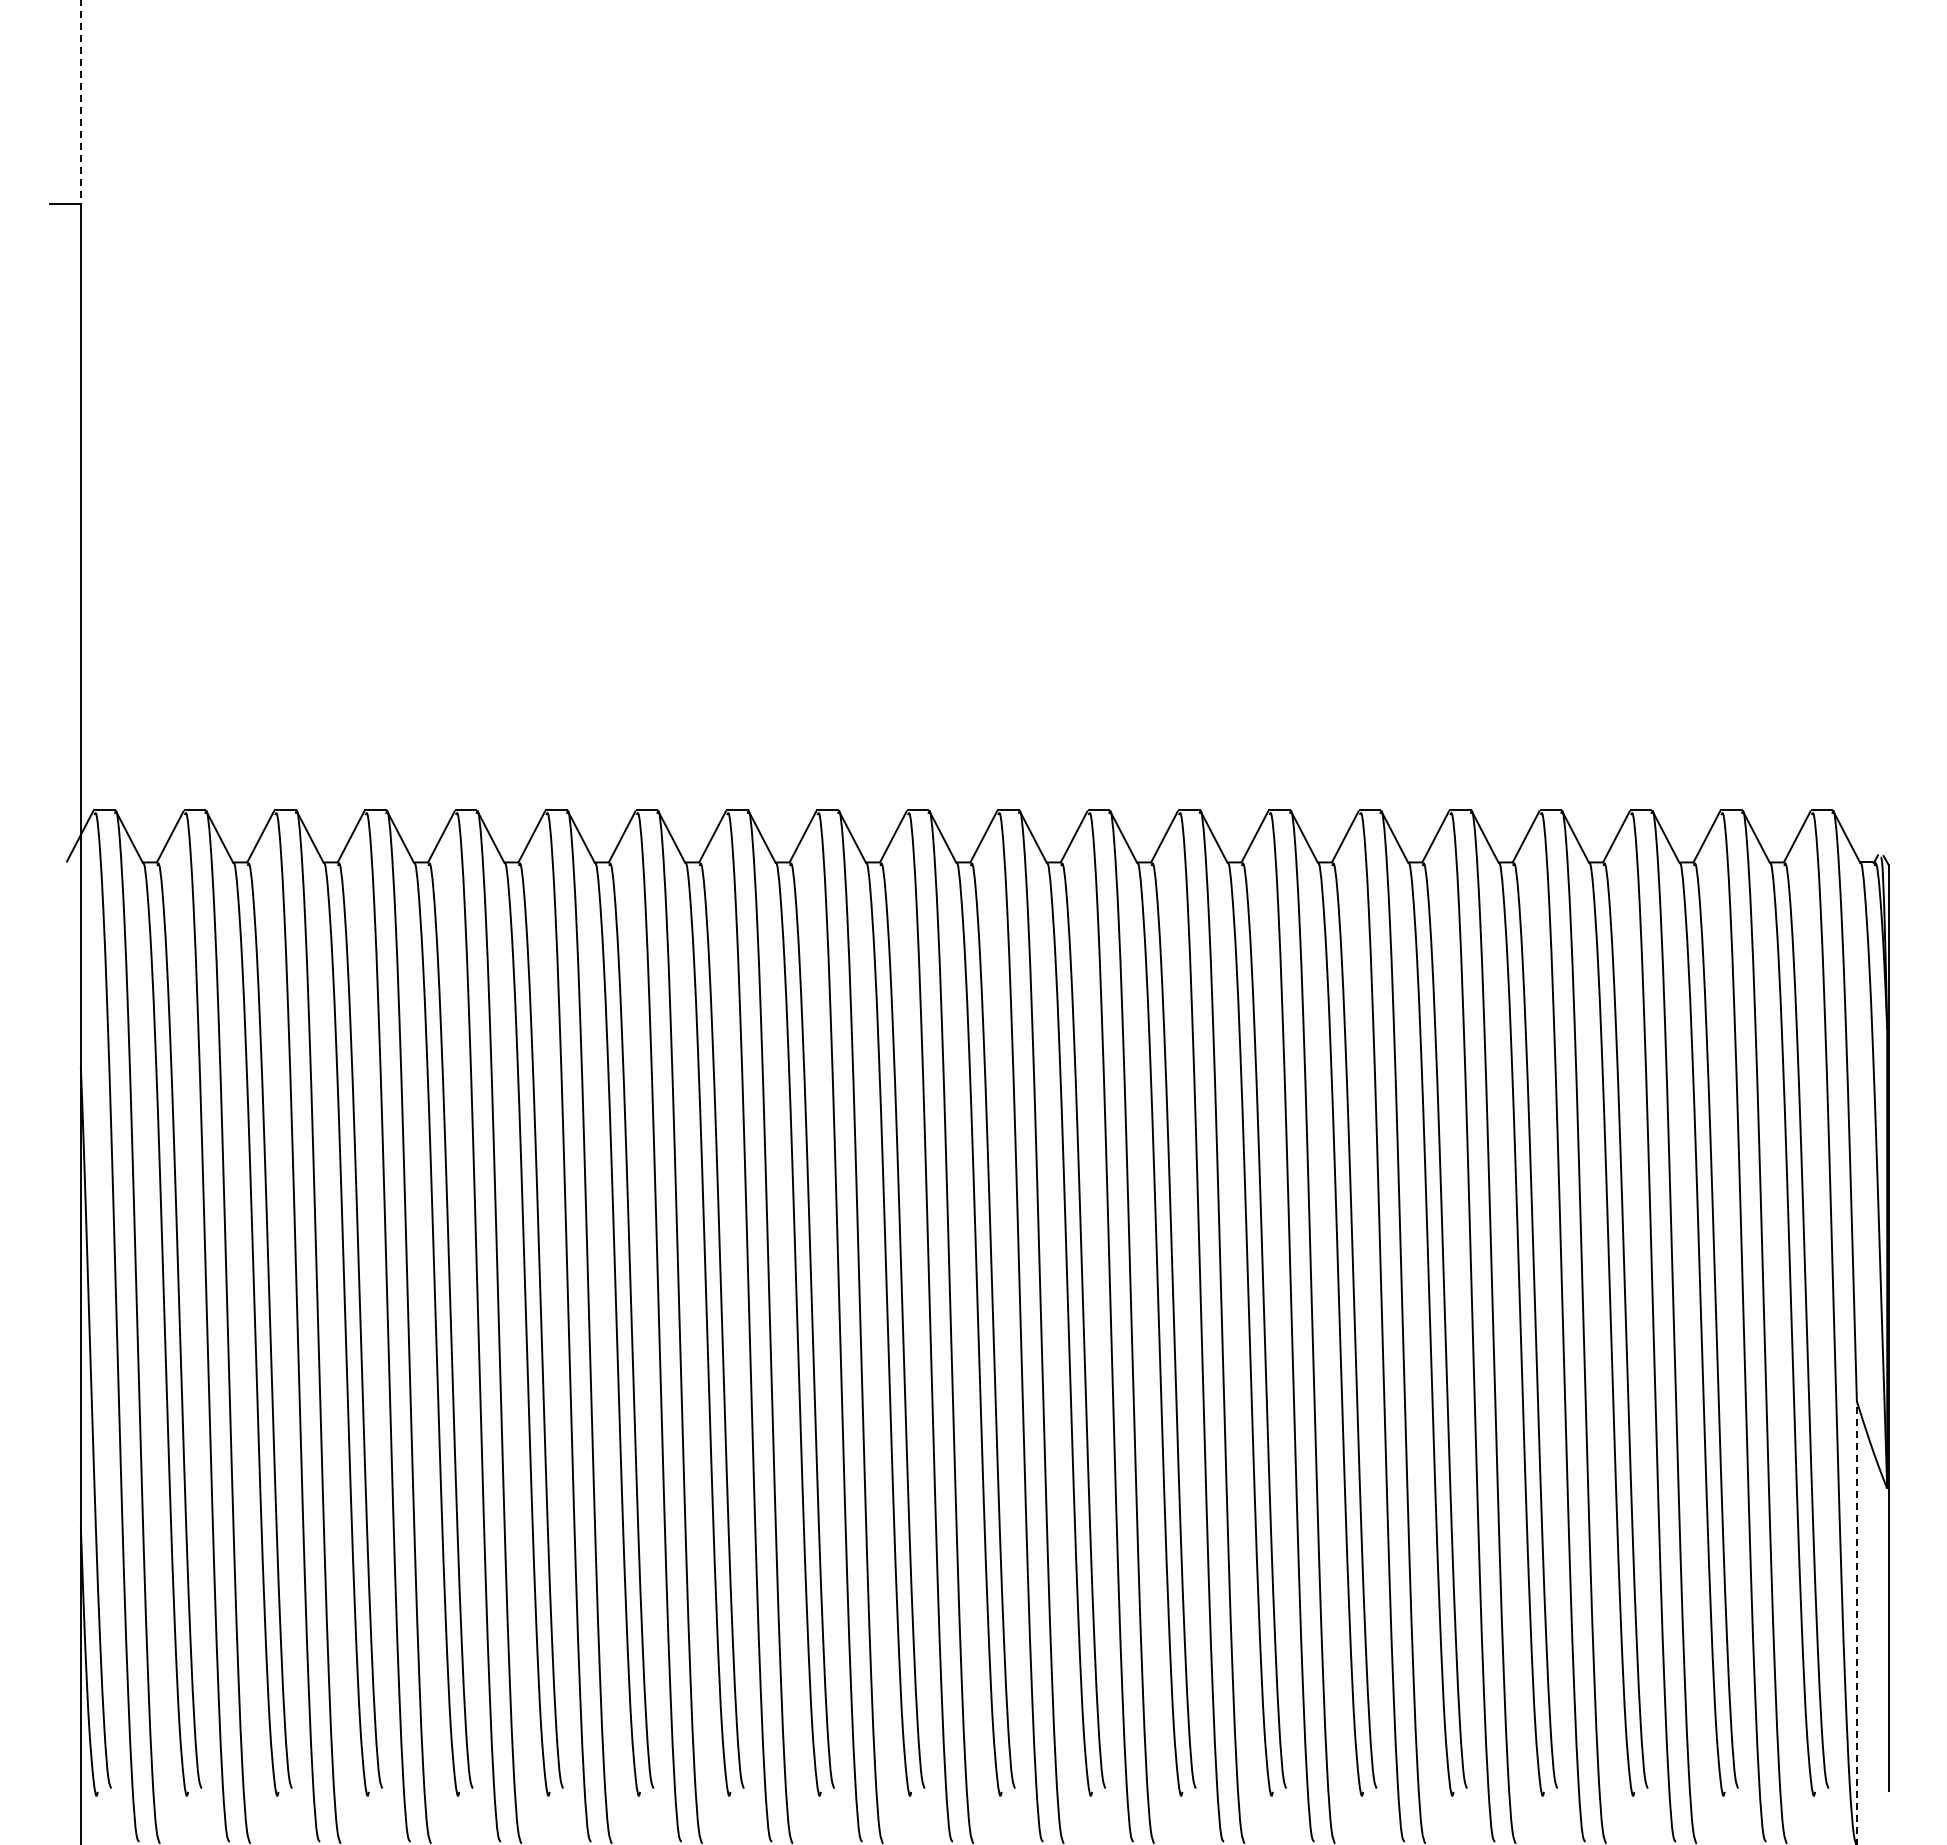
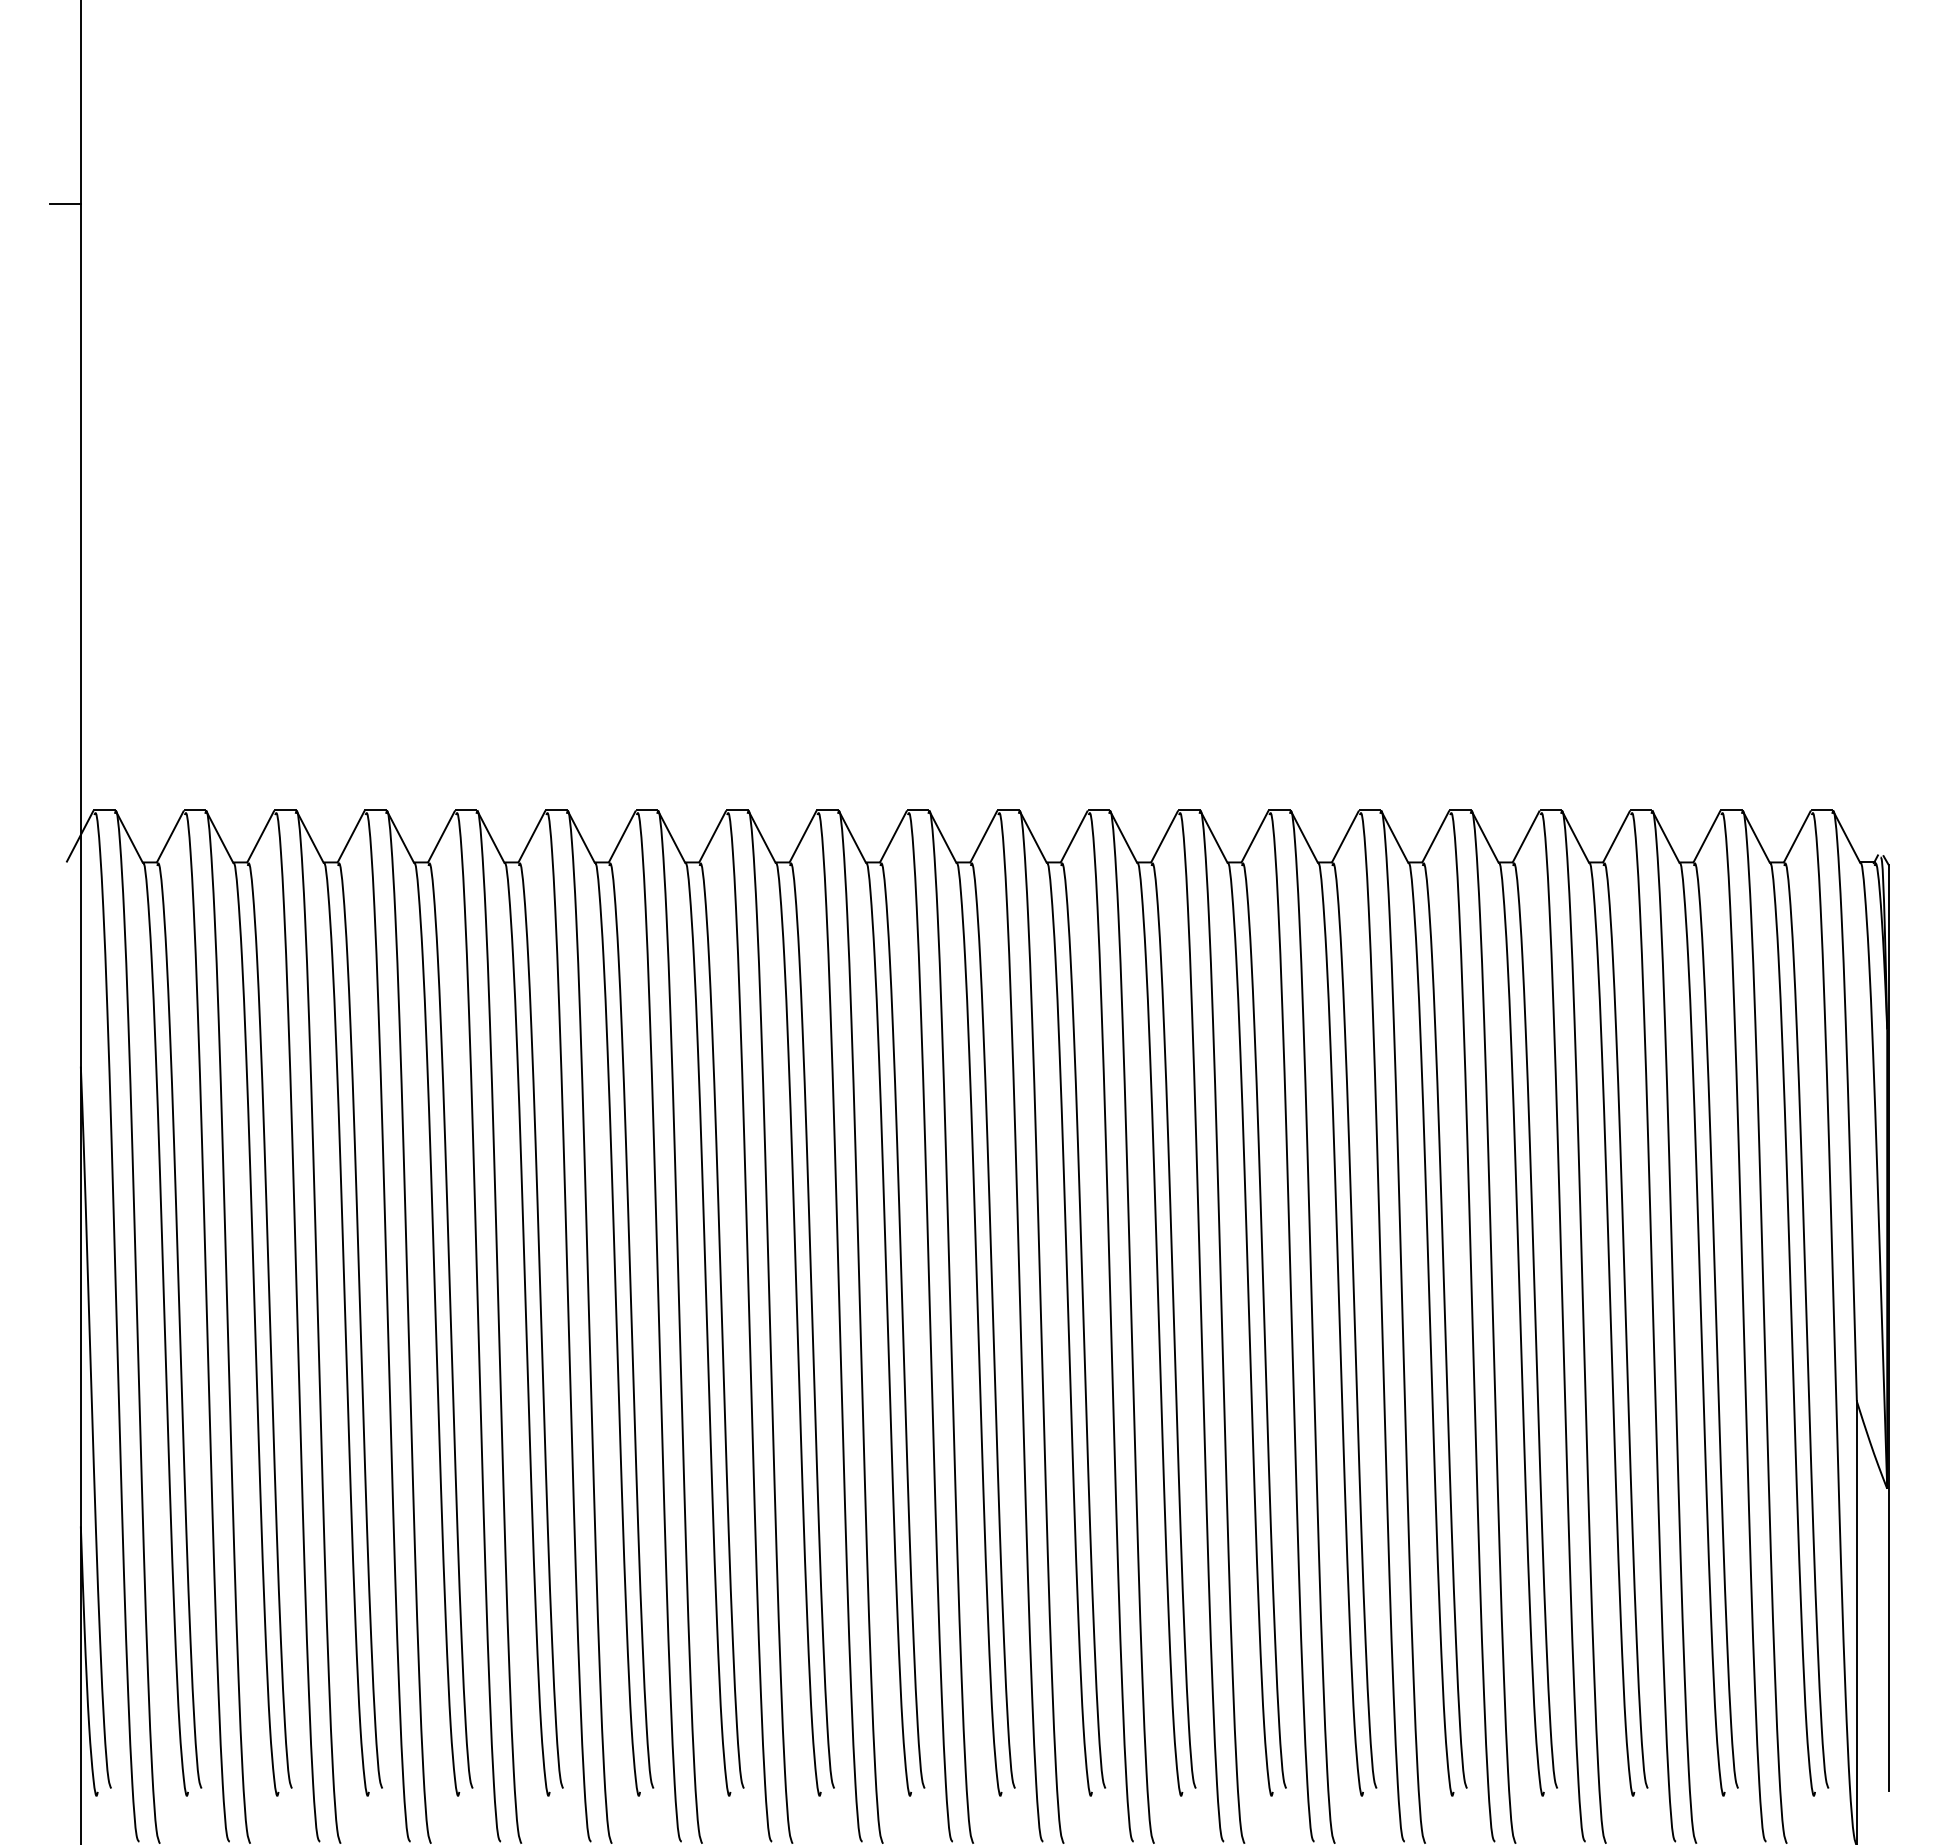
line: dashed -> solid (80, 102)
line: dashed -> solid (1856, 1622)
